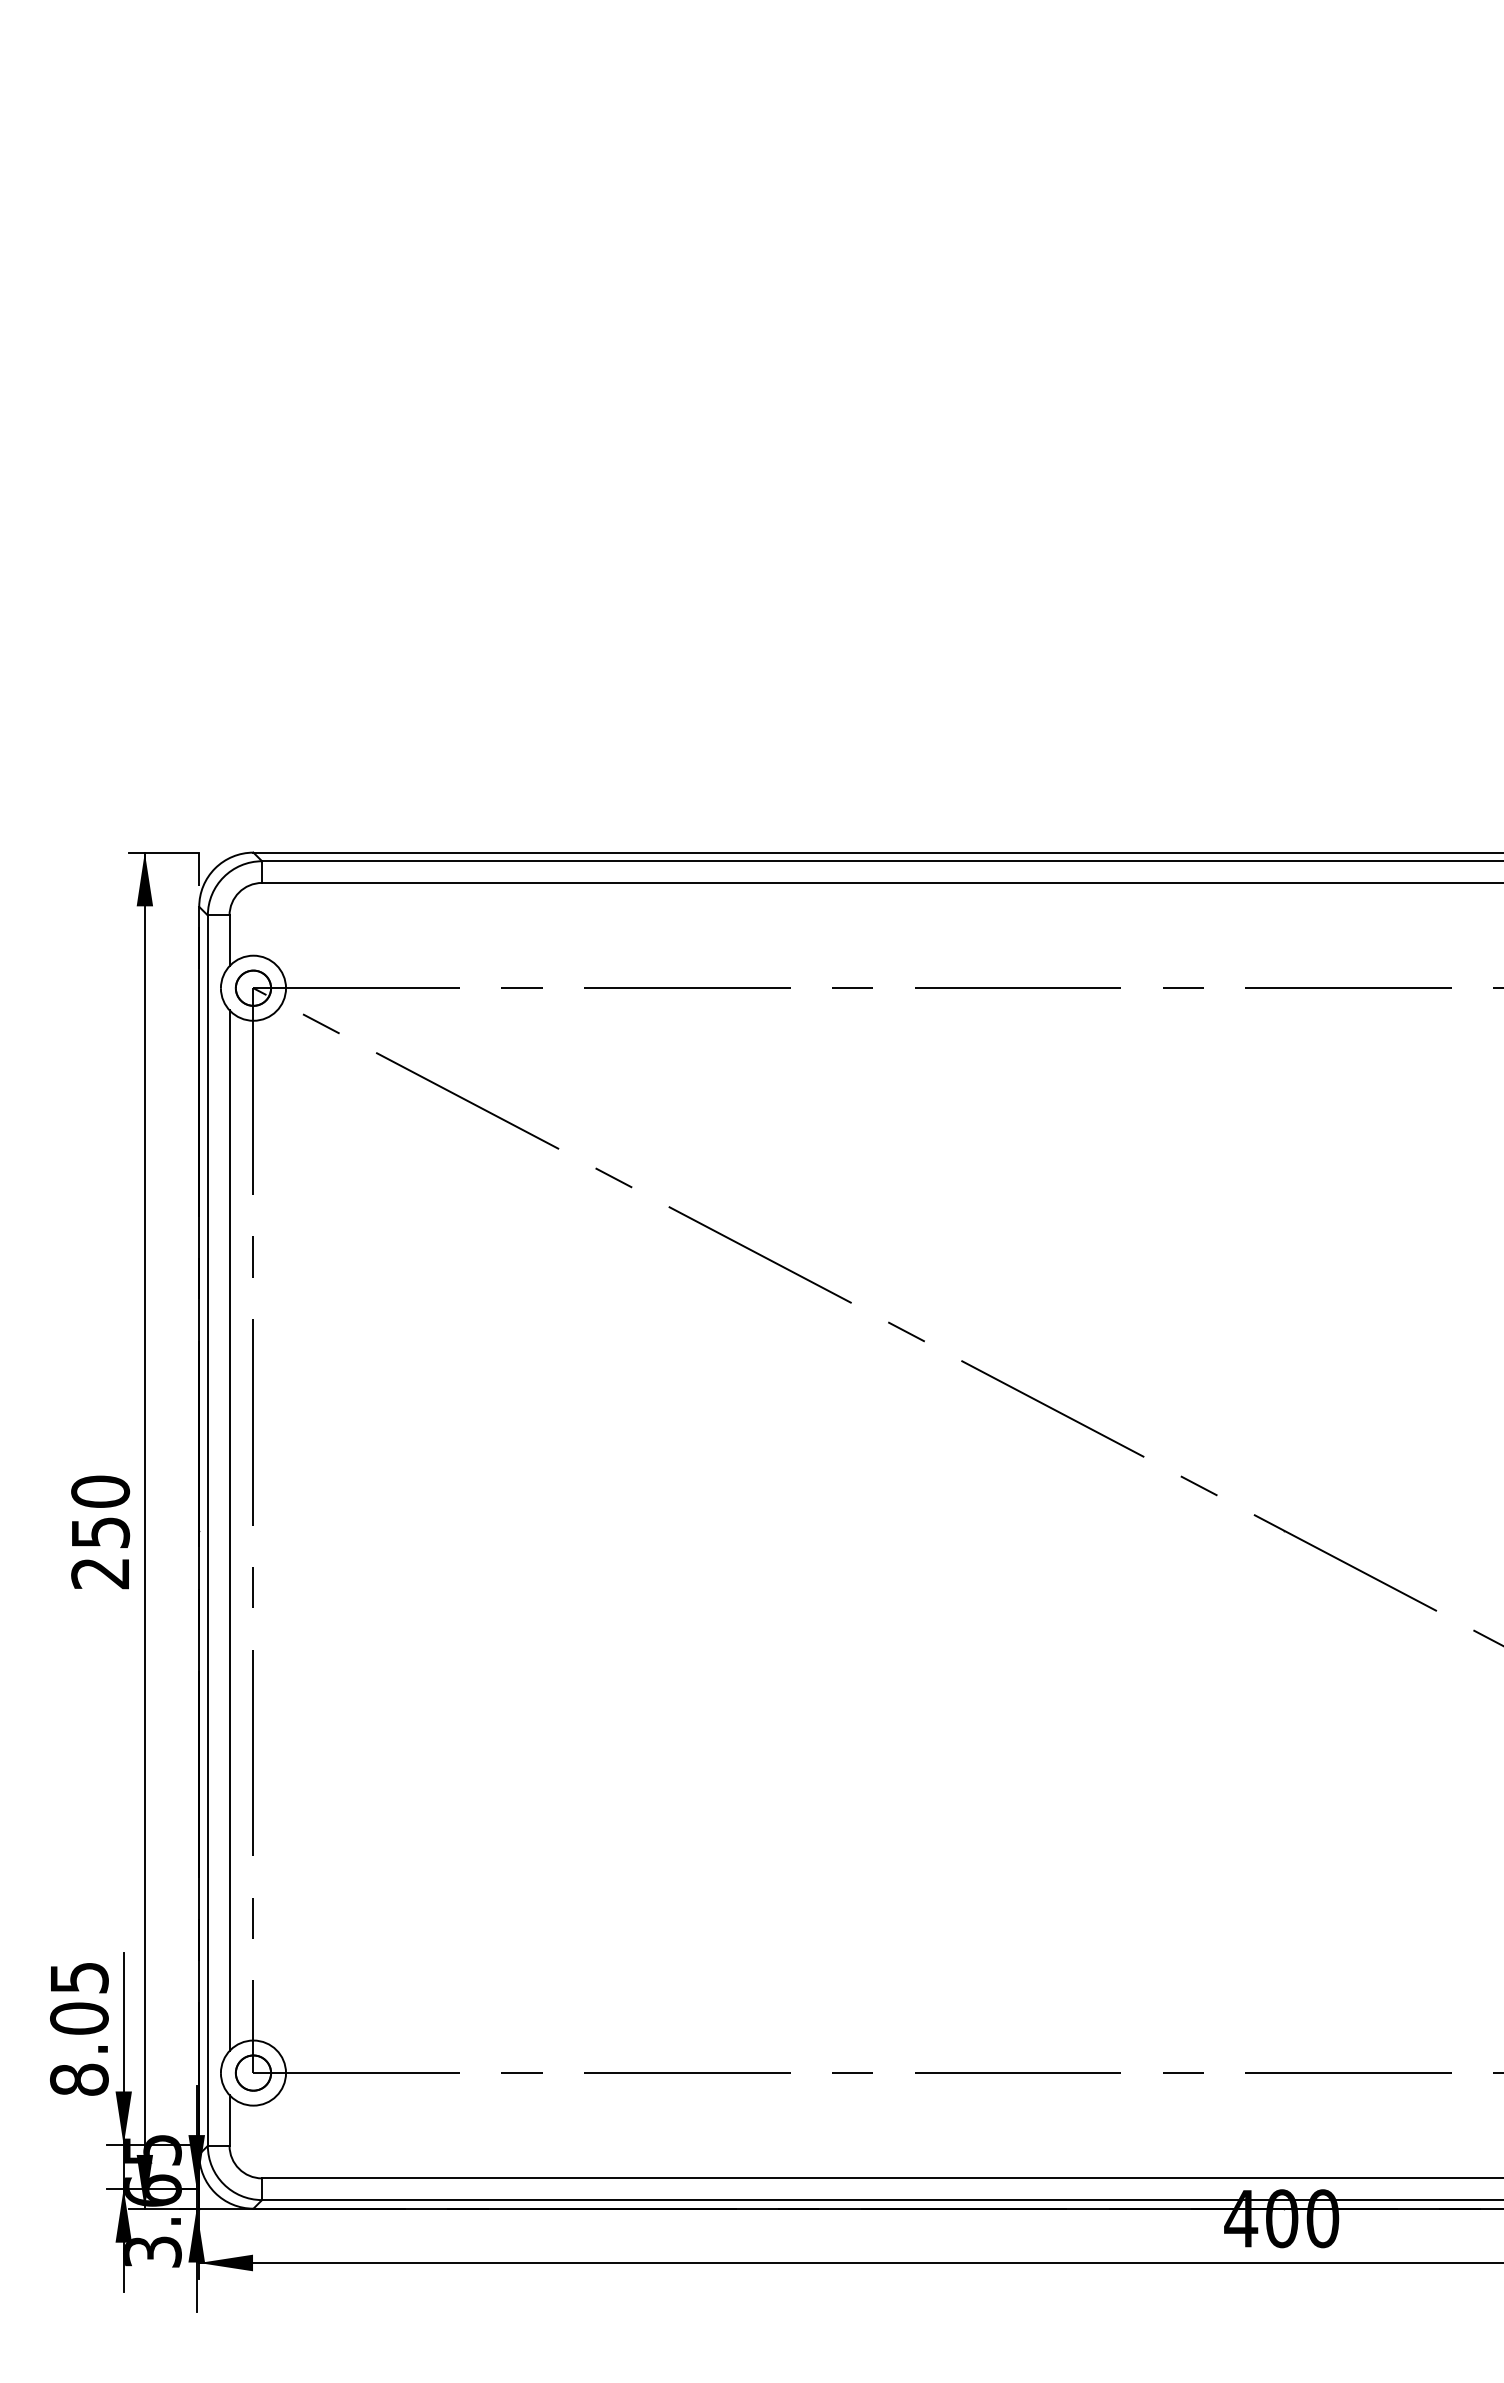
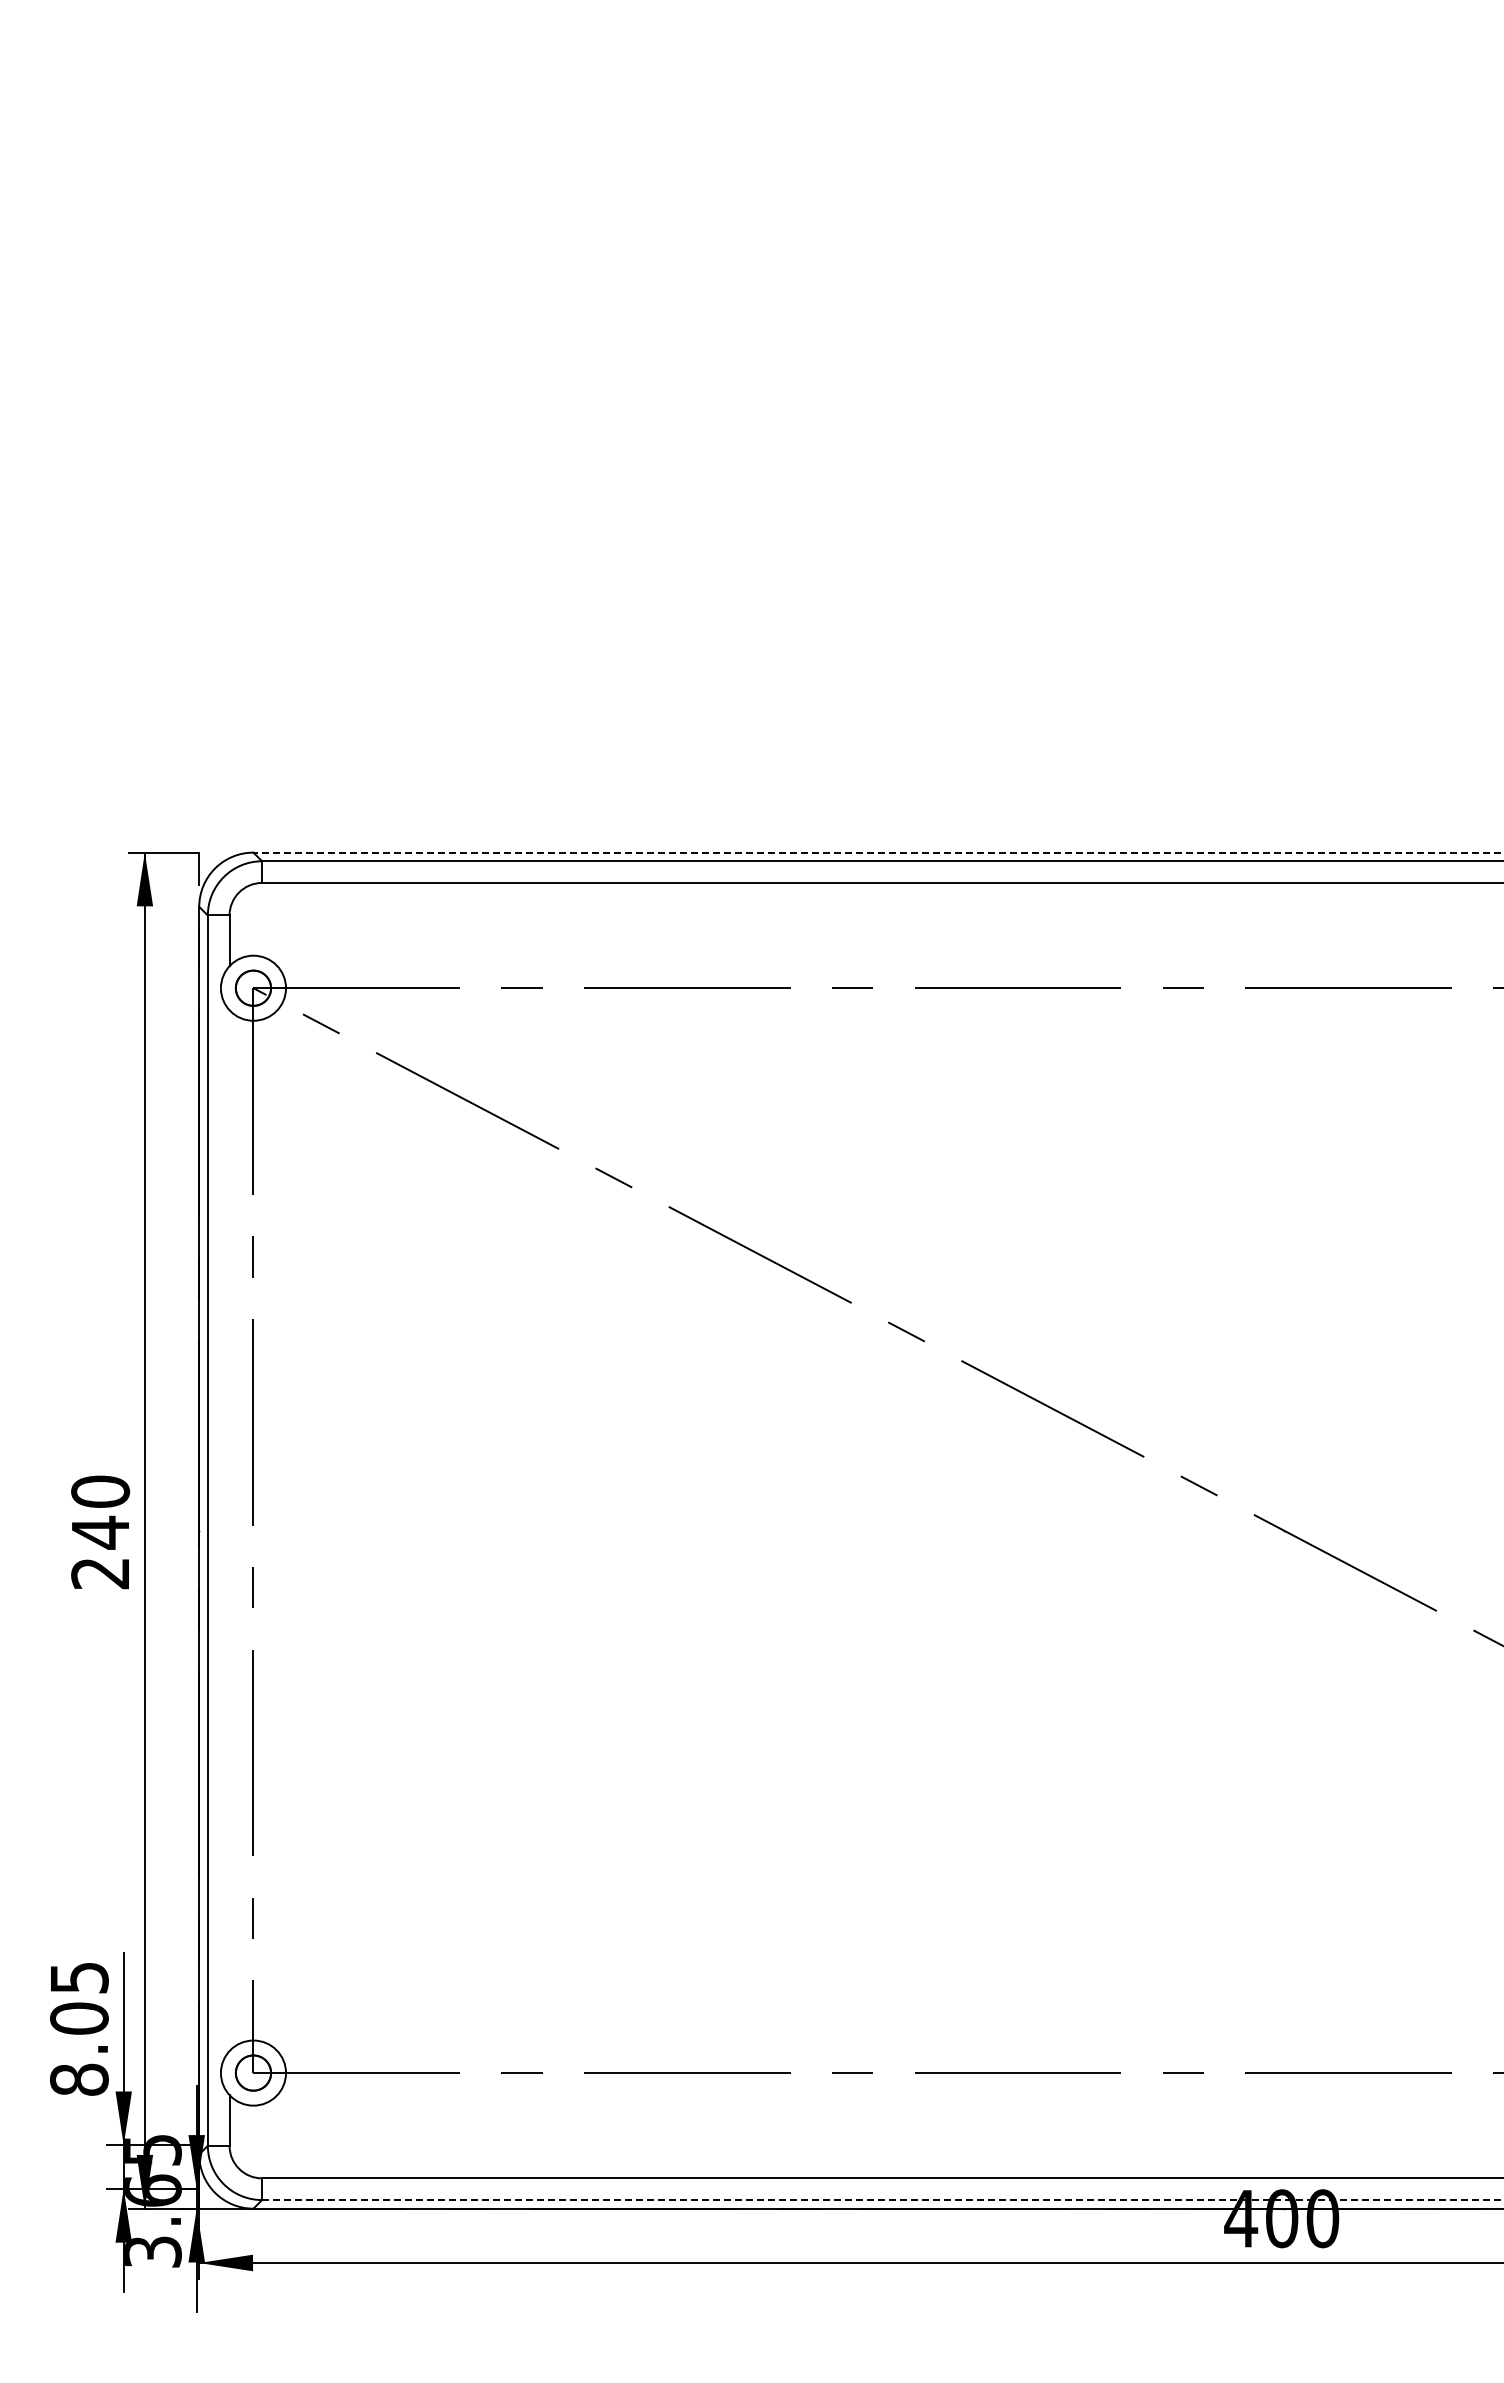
line: solid -> dashed (878, 852)
line: present -> none (229, 1530)
text: 250 -> 240 (101, 1532)
line: solid -> dashed (883, 2200)
